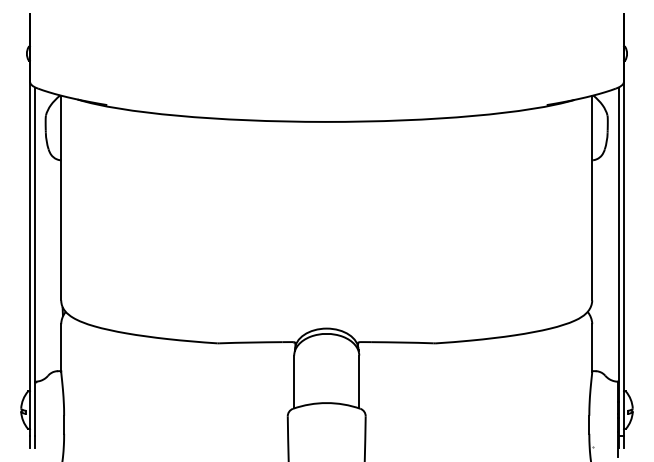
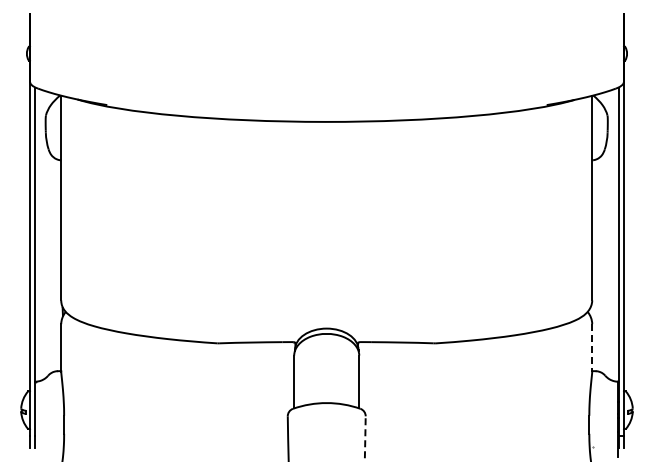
line: solid -> dashed (592, 347)
arc: solid -> dashed (365, 438)
